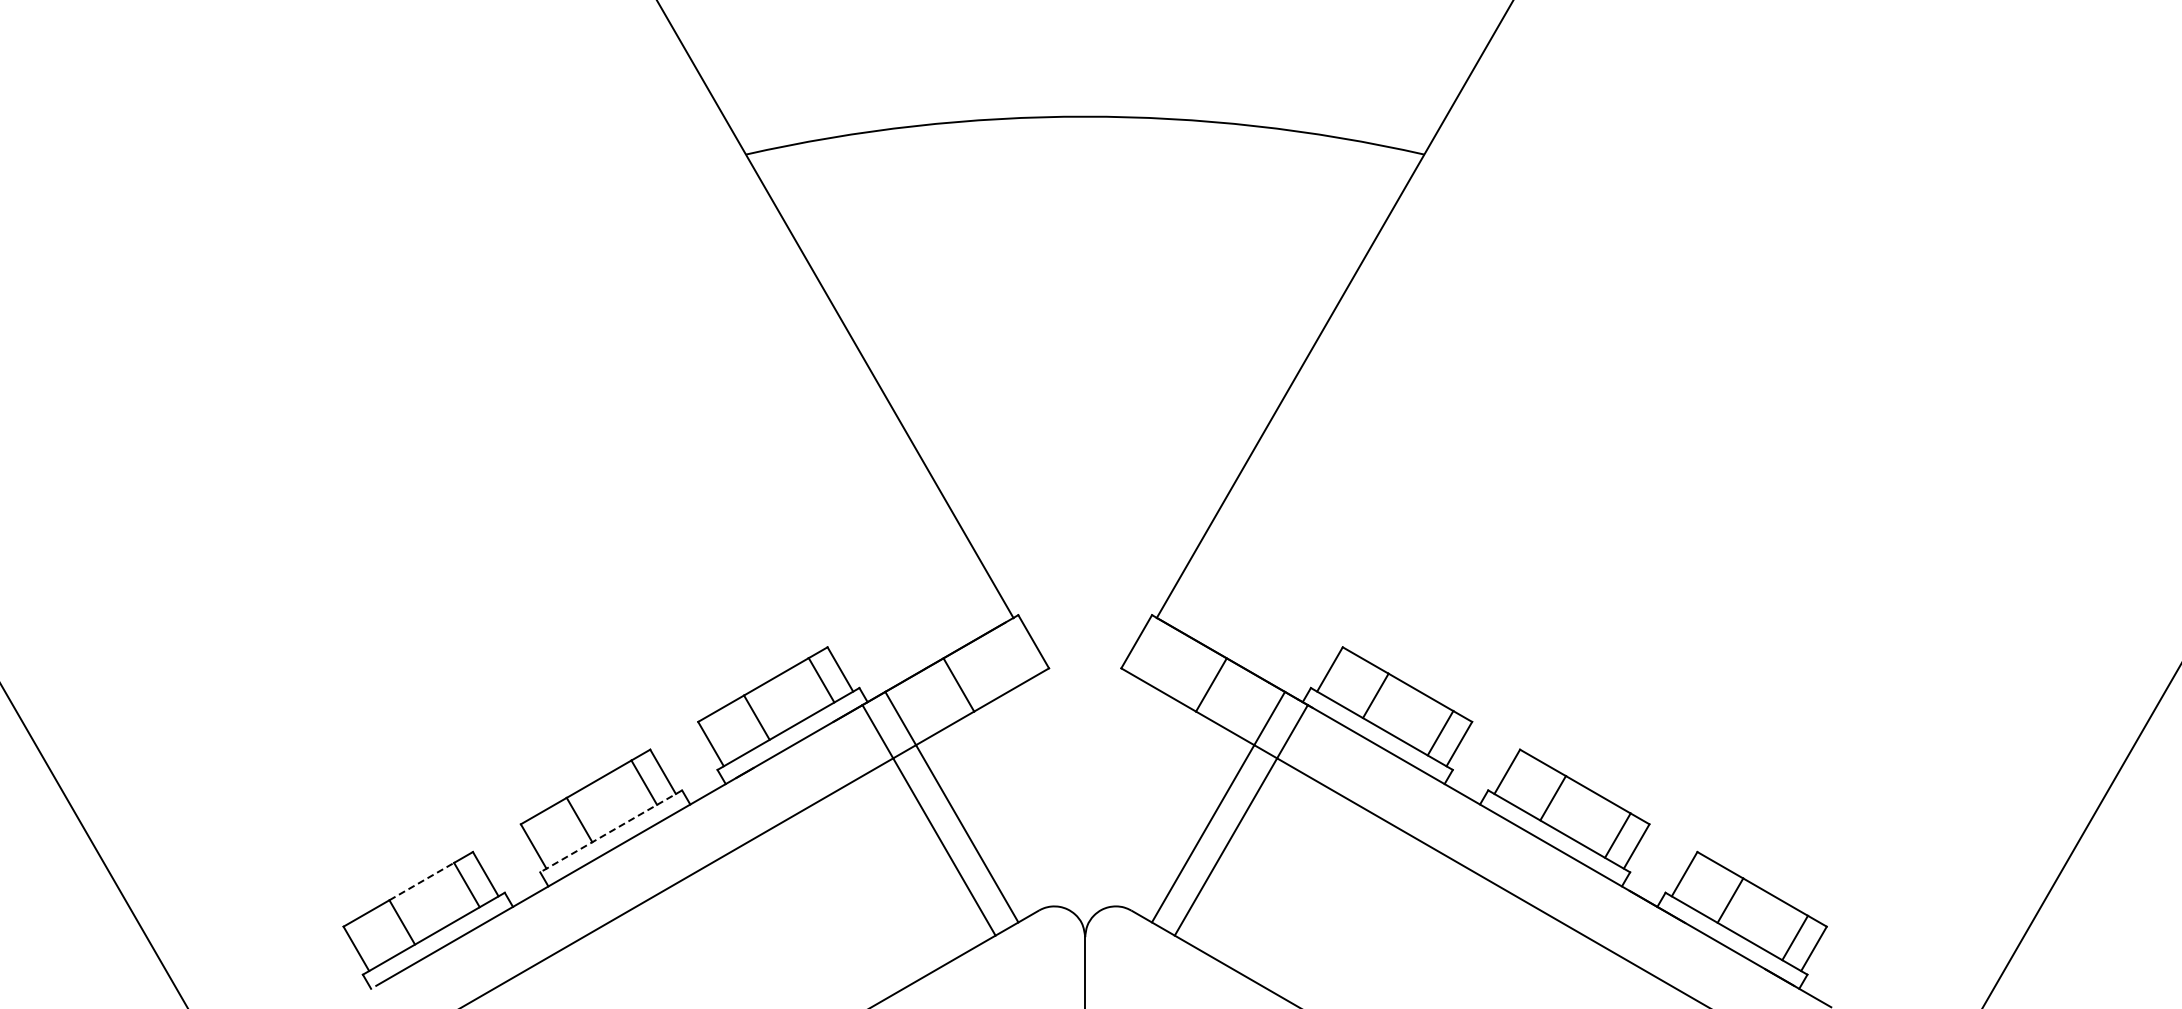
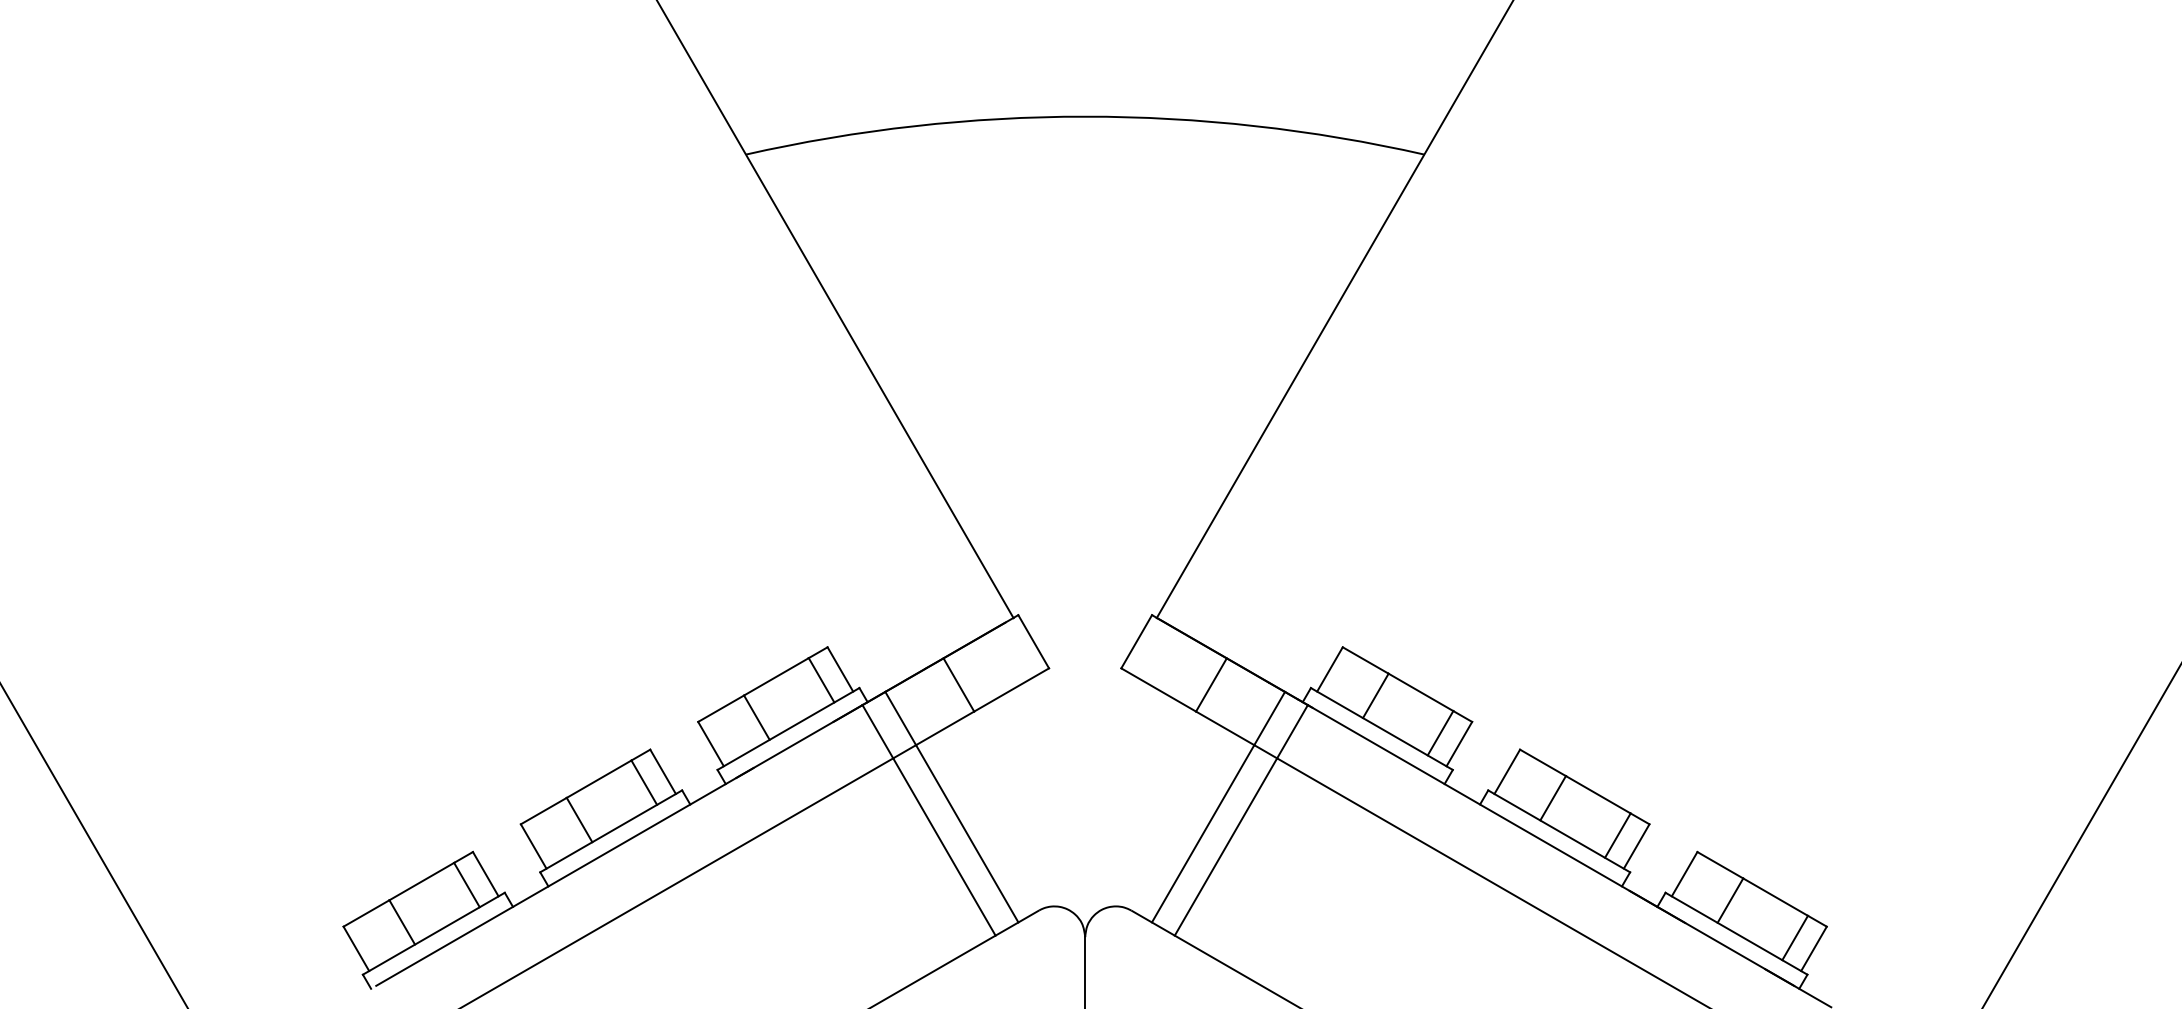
line: dashed -> solid (611, 831)
line: dashed -> solid (422, 881)
